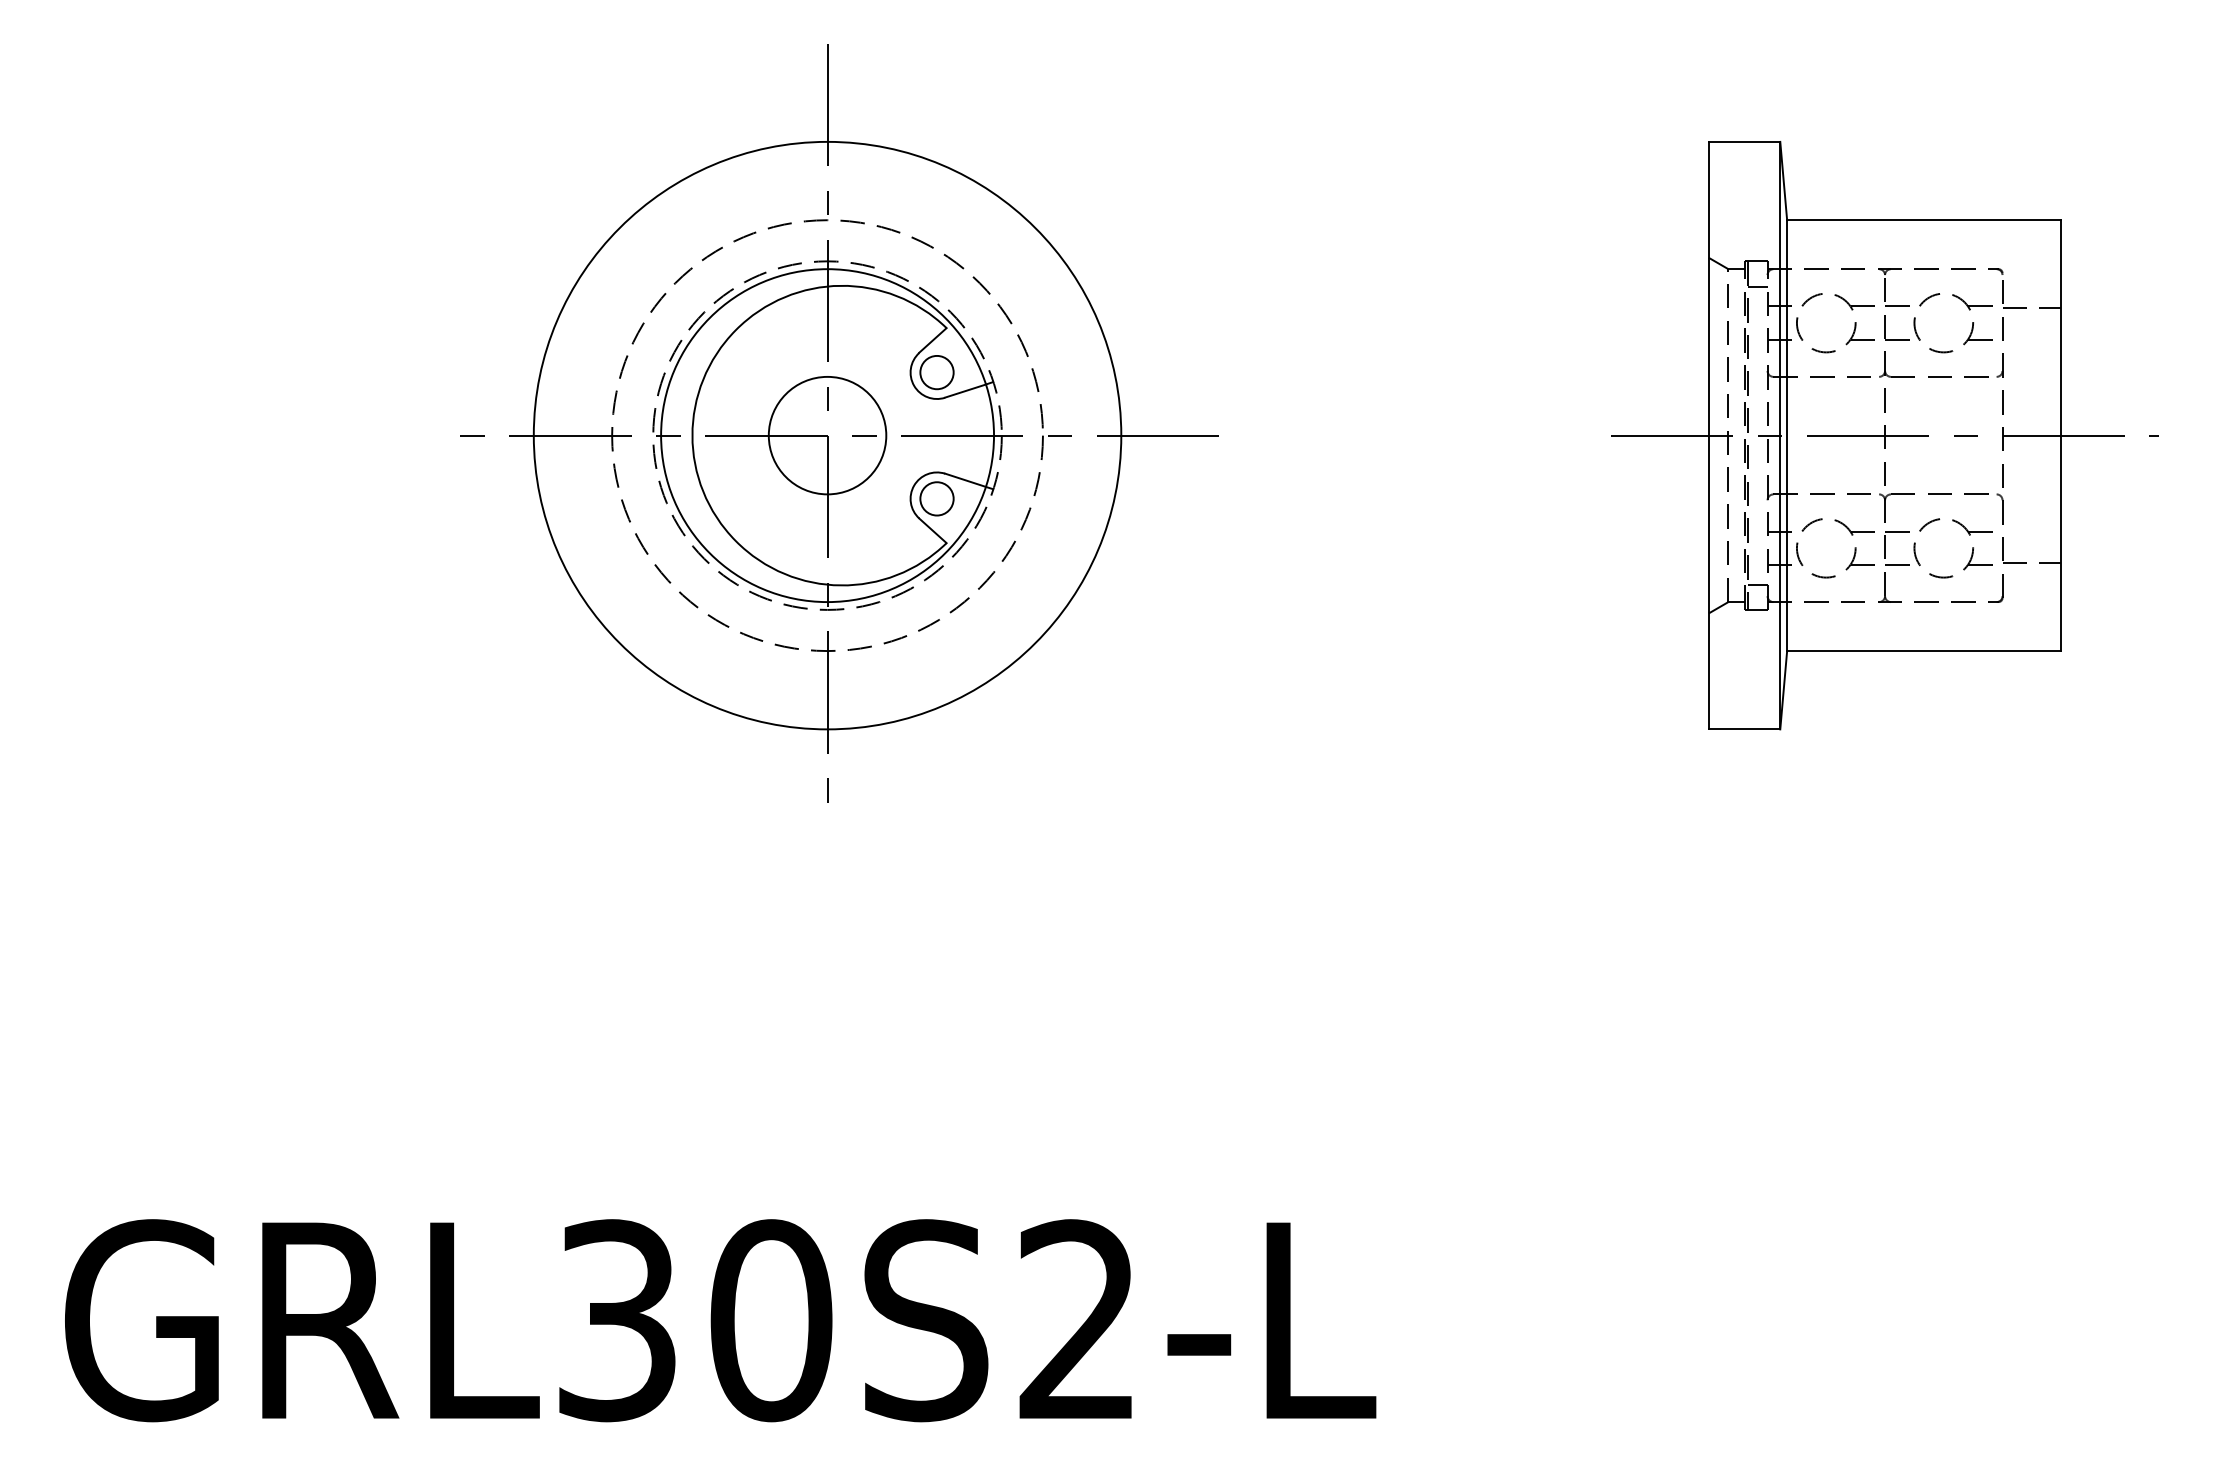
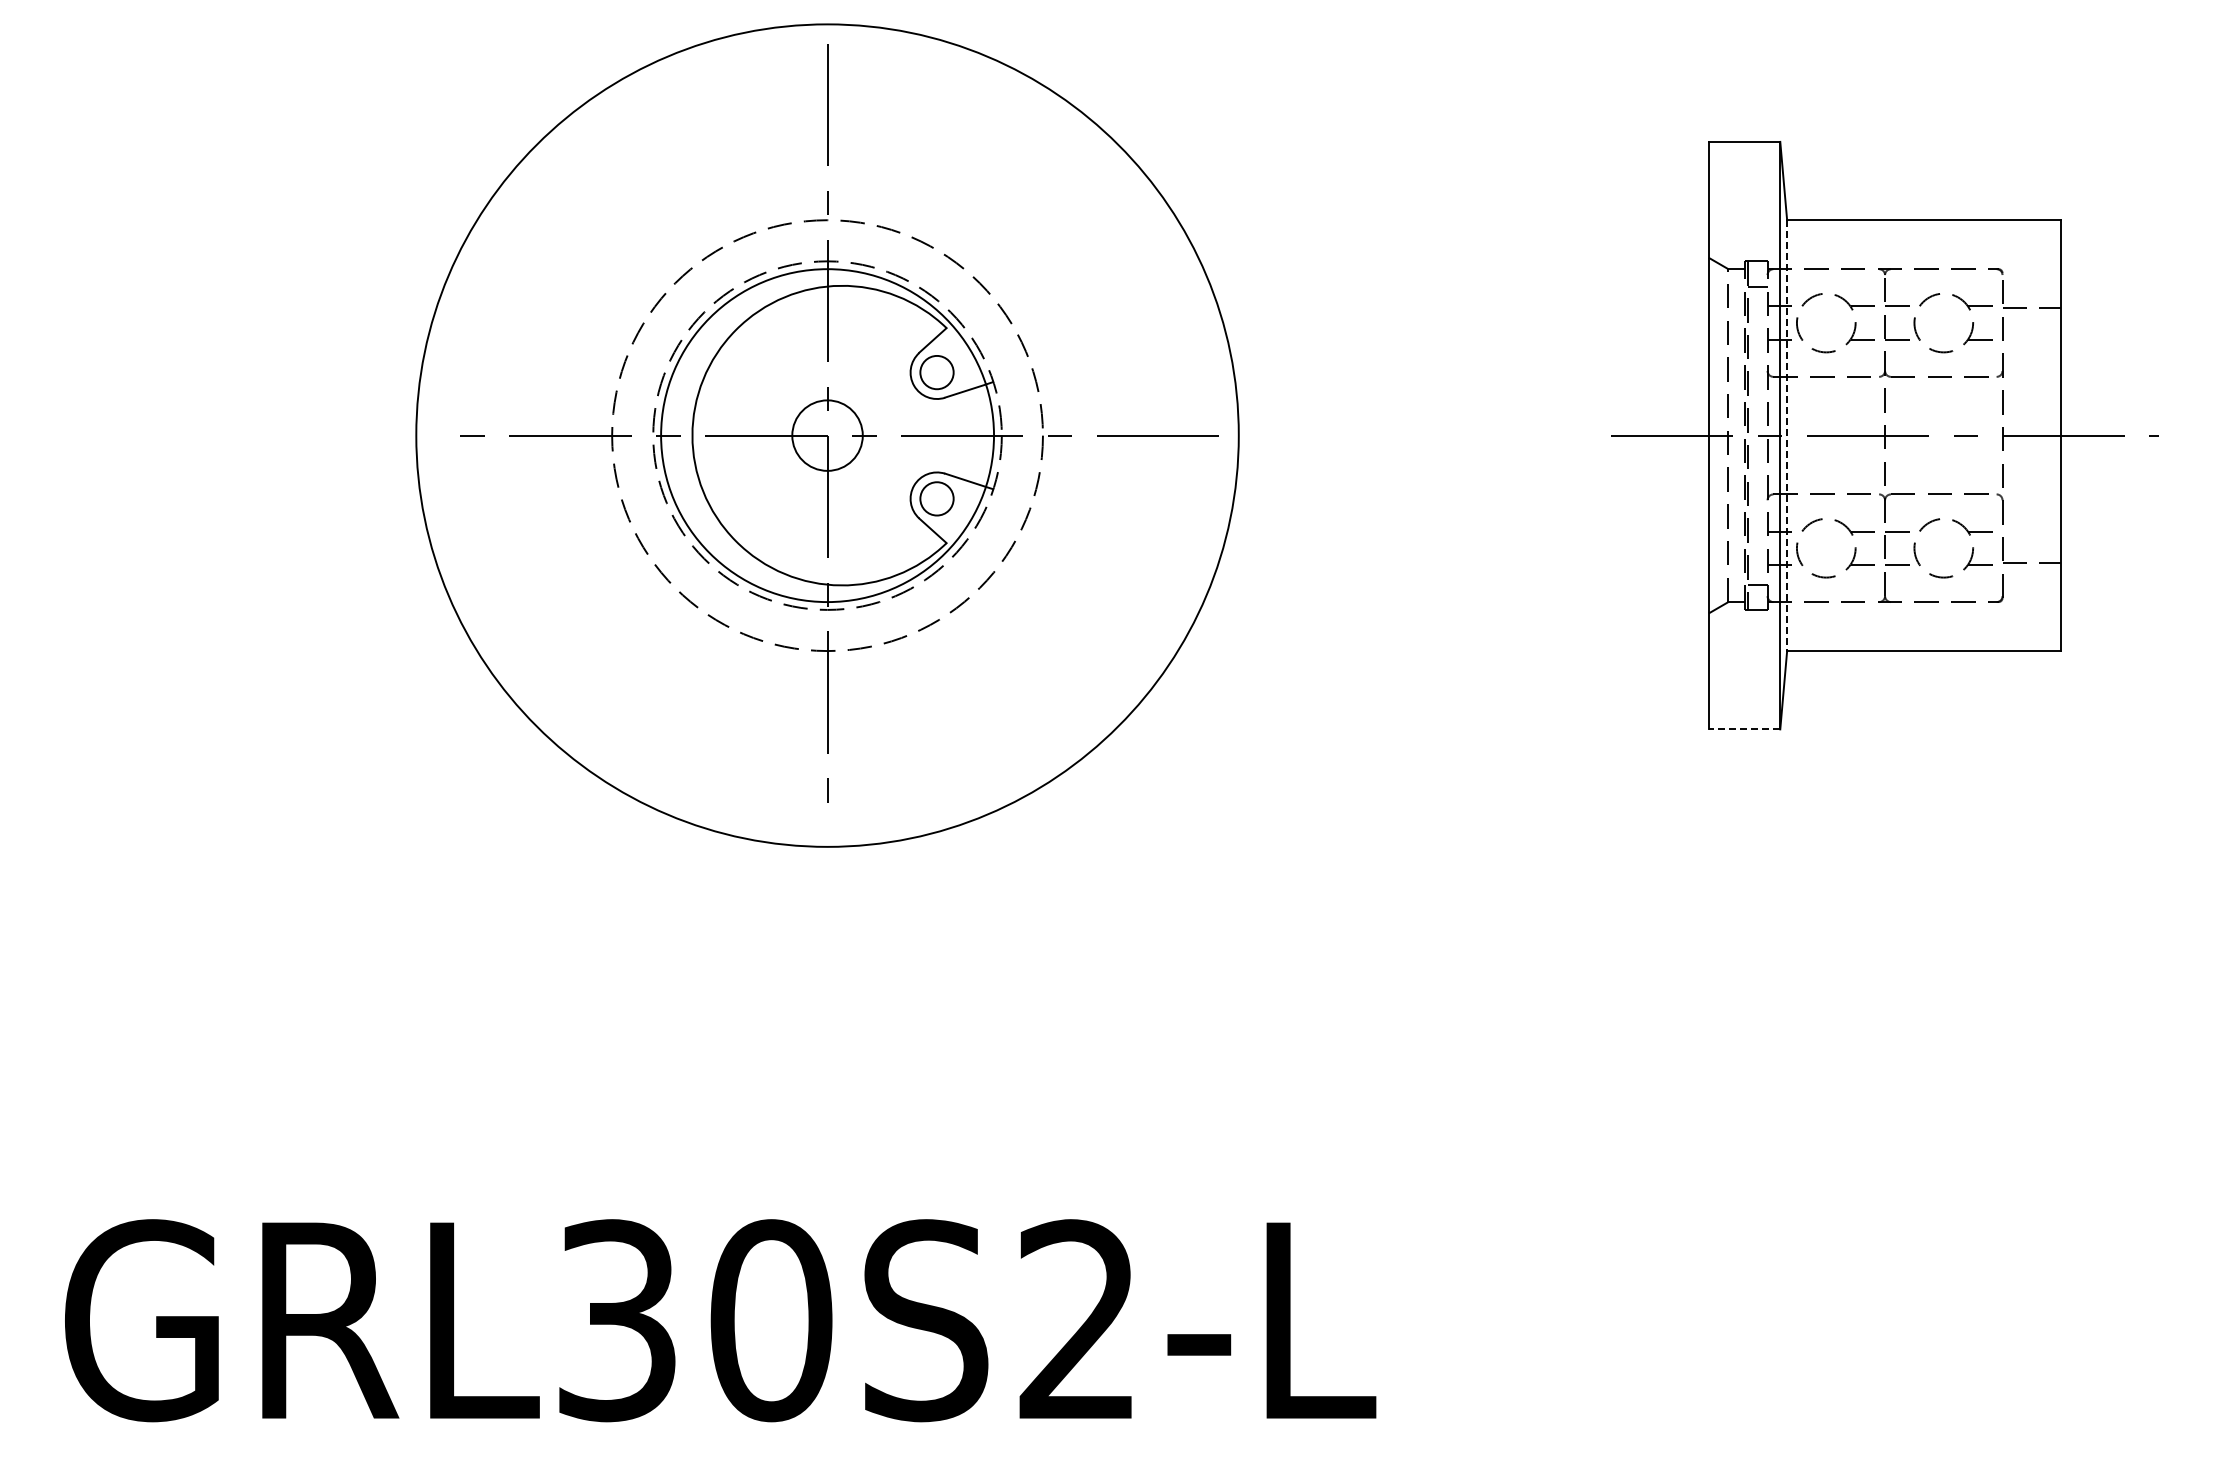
circle diameter: 117 px -> 70 px (827, 435)
circle diameter: 587 px -> 822 px (827, 435)
line: solid -> dashed (1787, 436)
line: solid -> dashed (1744, 729)
